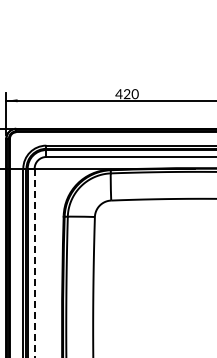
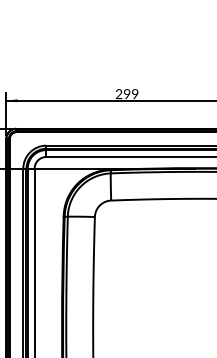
text: 420 -> 299 (126, 94)
line: dashed -> solid (34, 263)
